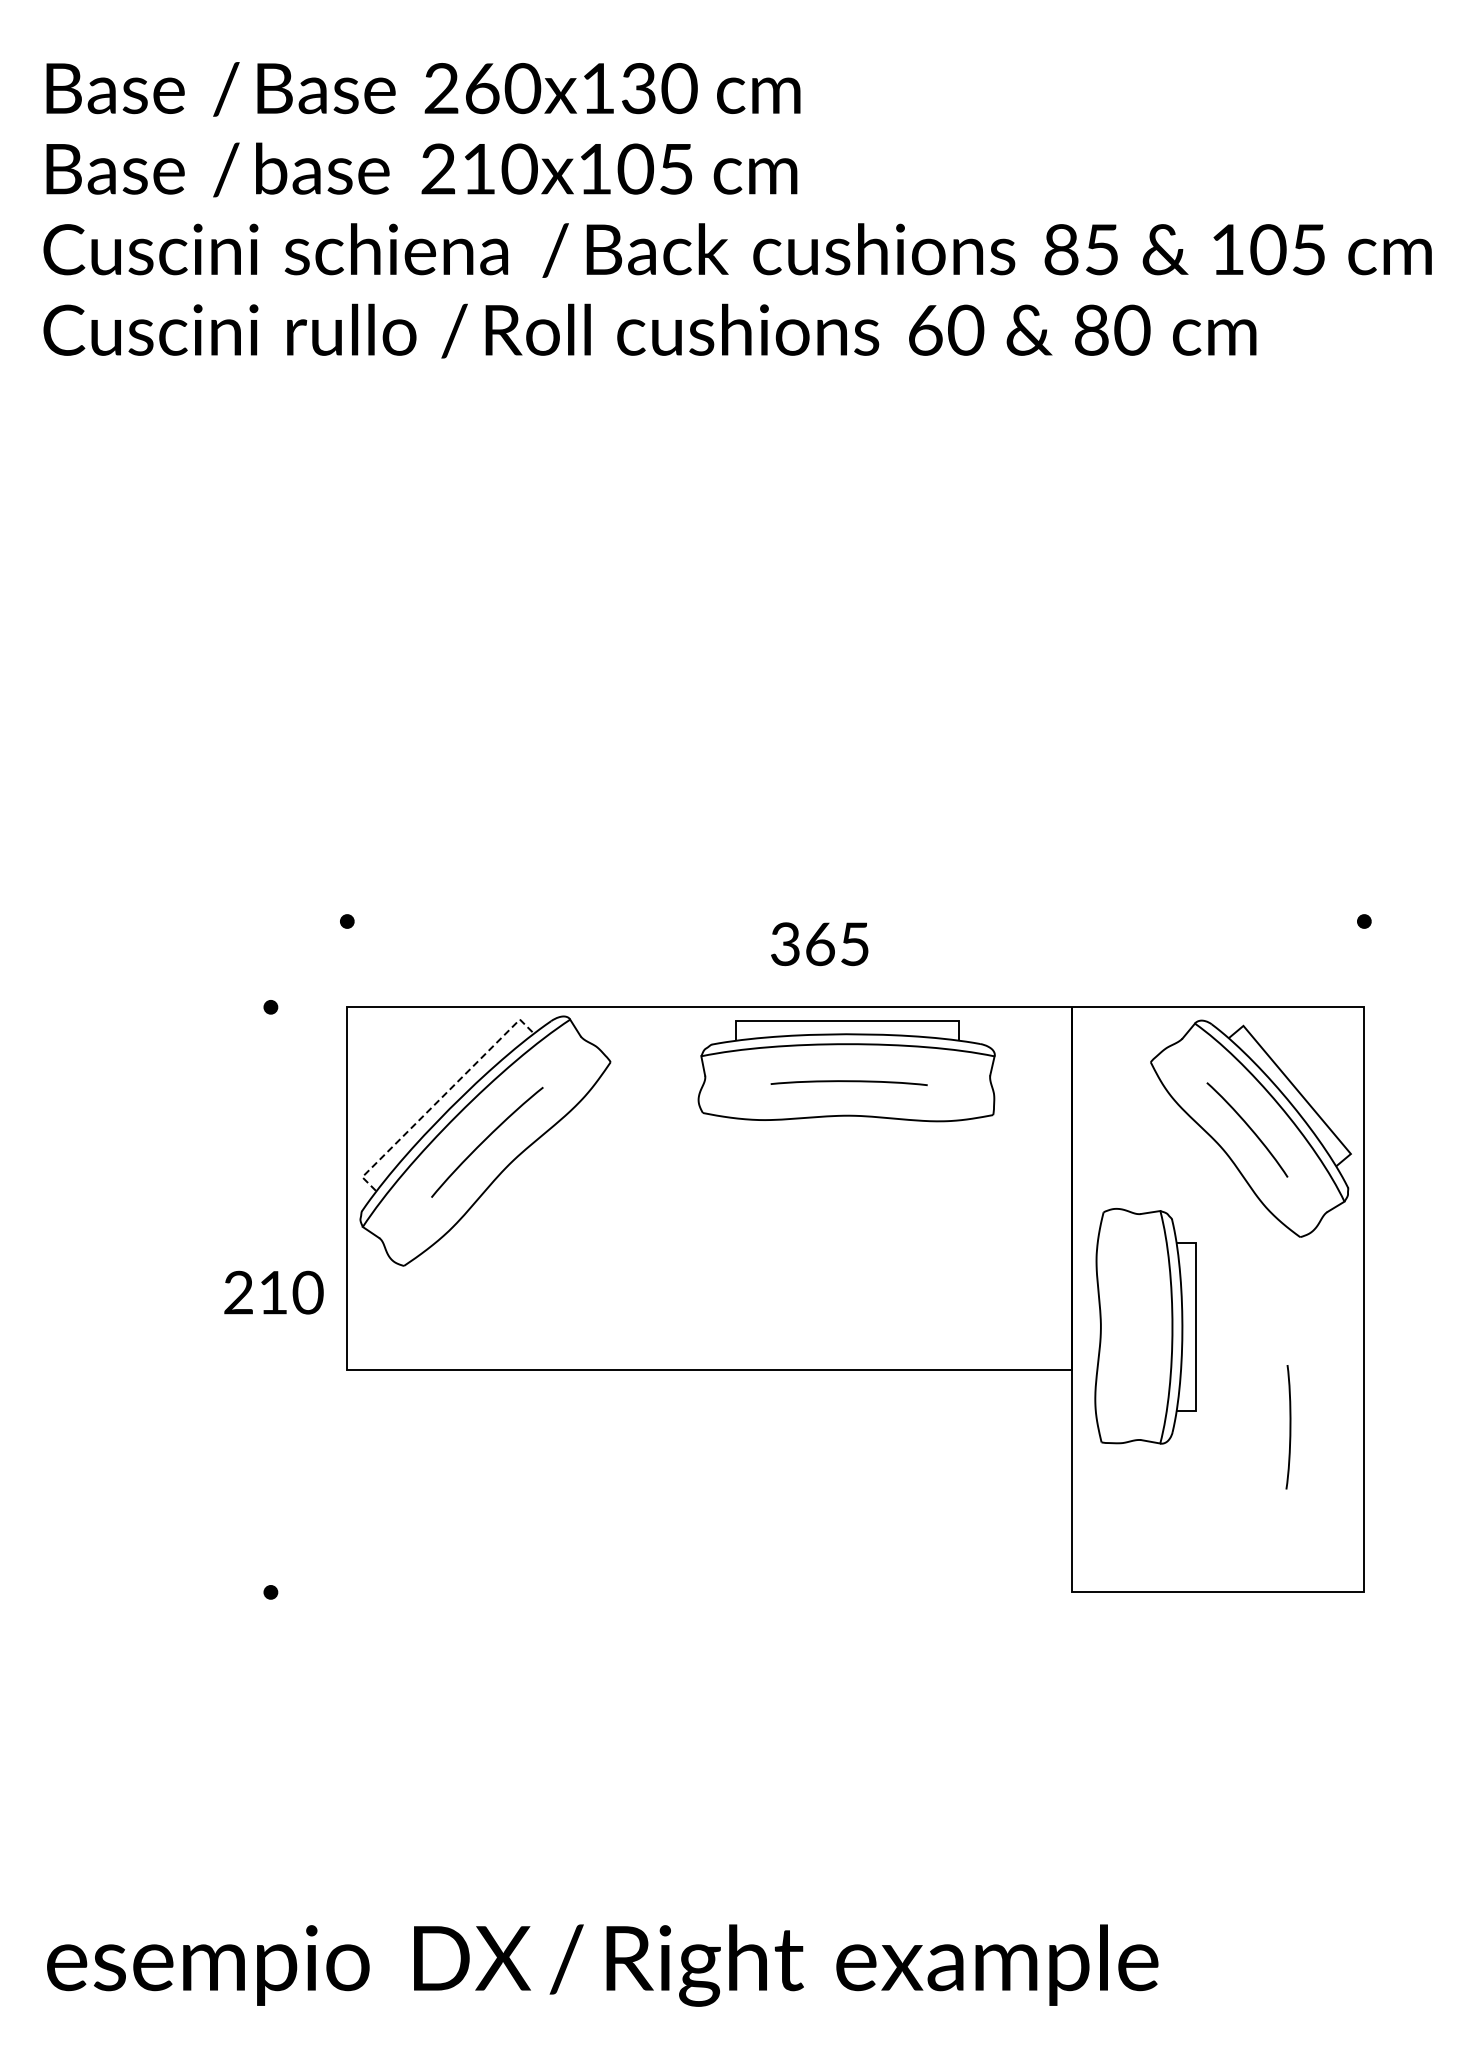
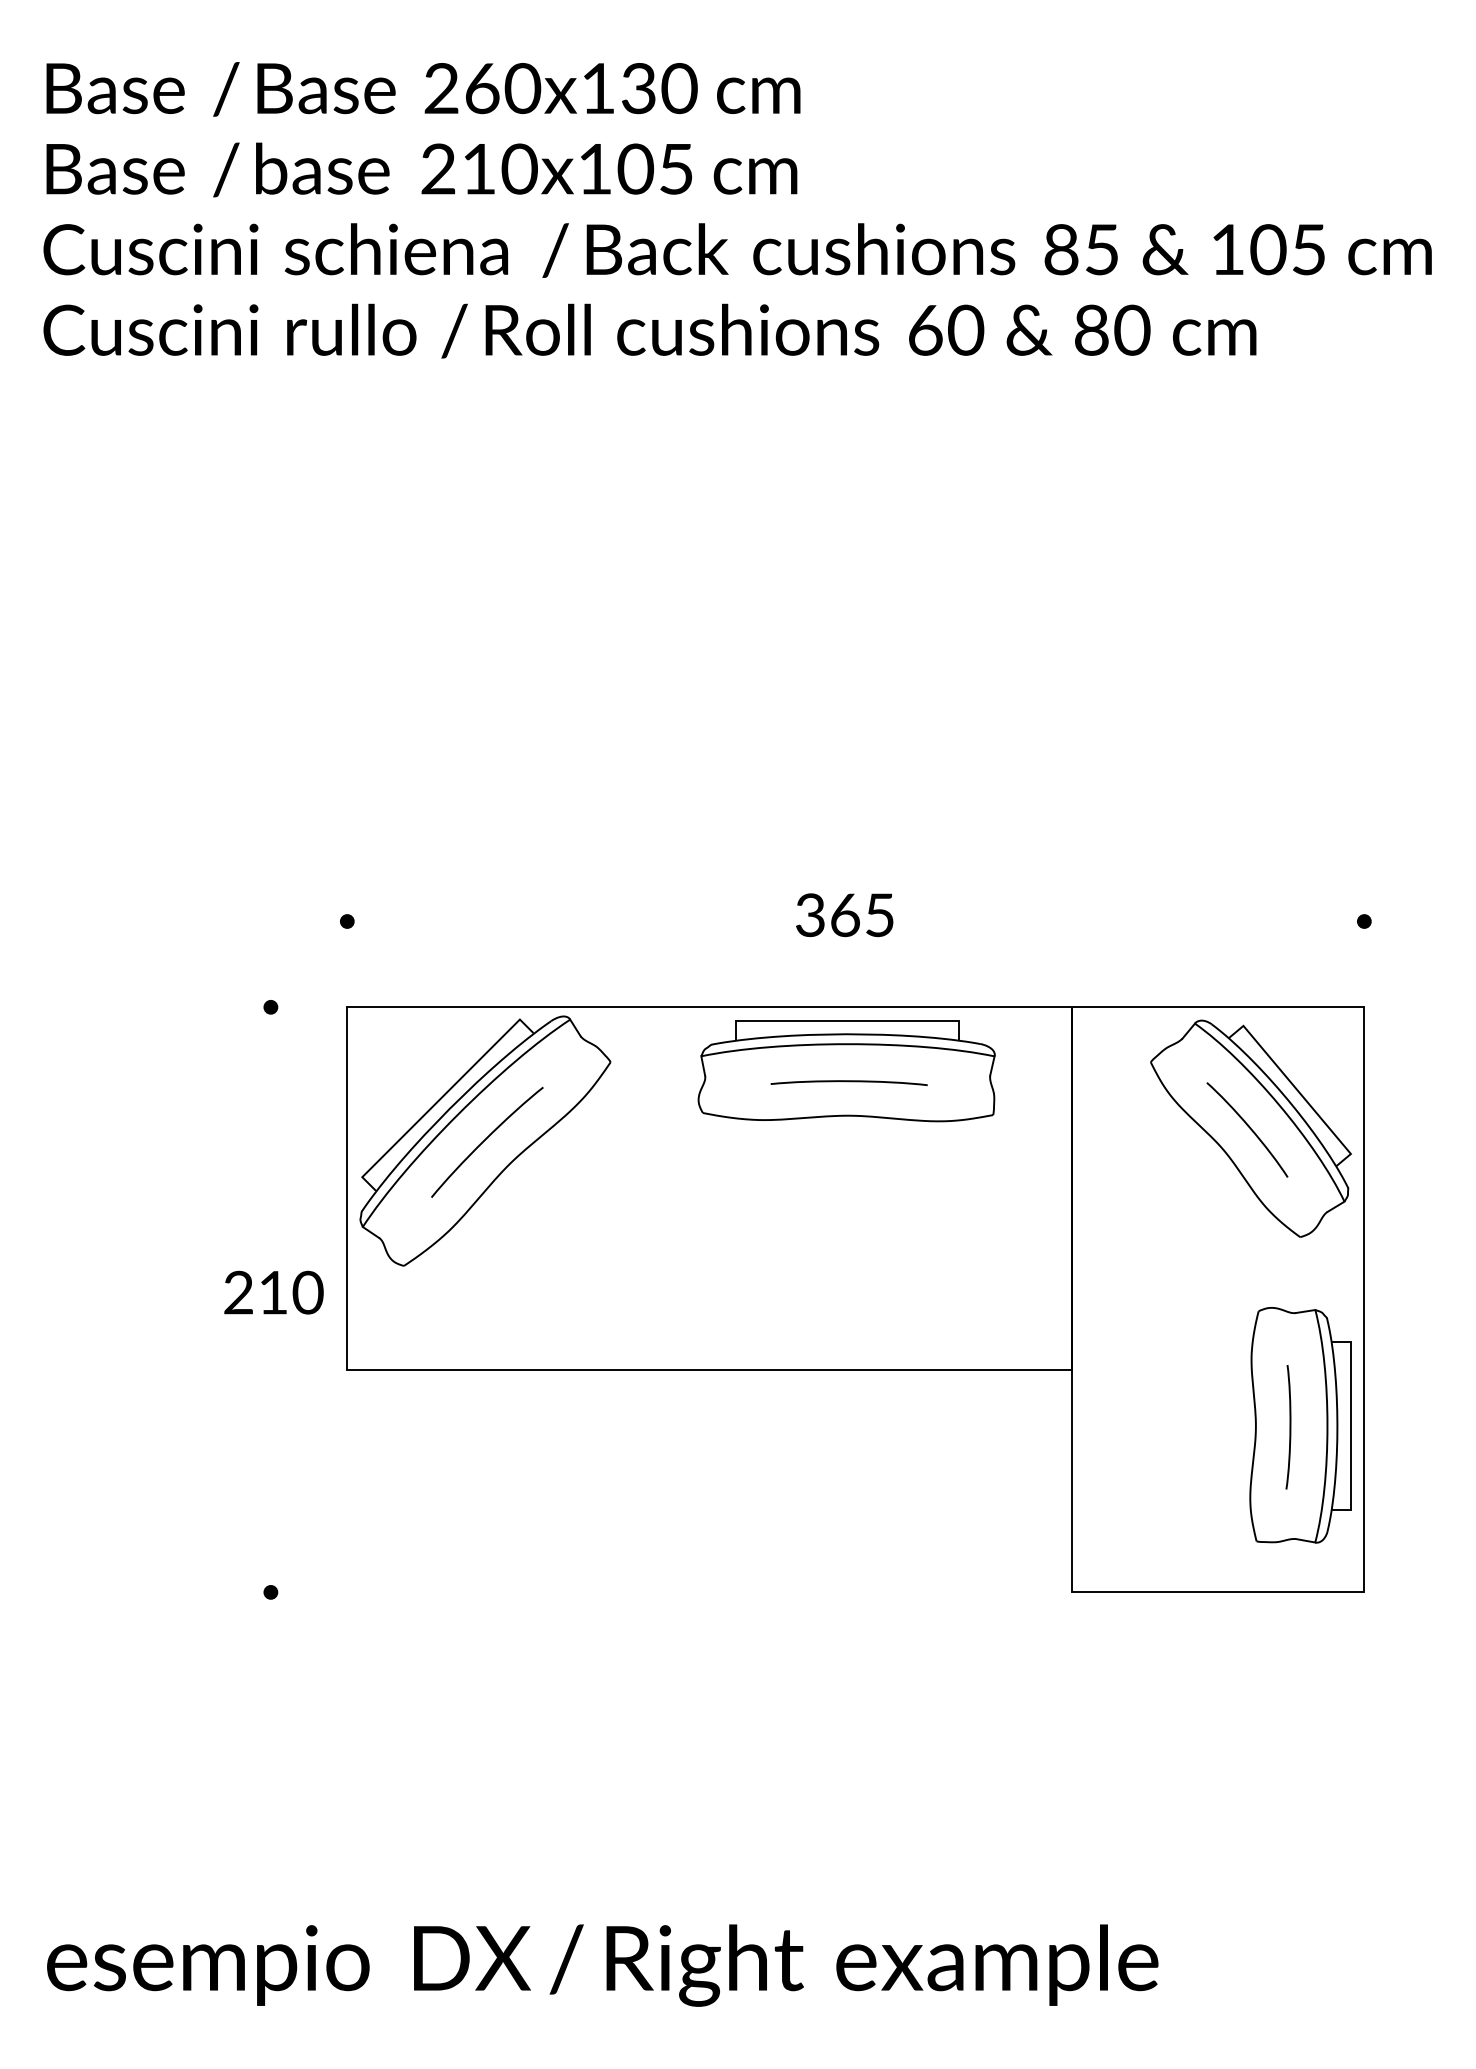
text position: (819, 944) -> (844, 915) (844, 915)
line: dashed -> solid (441, 1098)
part position: (1145, 1326) -> (1300, 1425) (1300, 1425)
